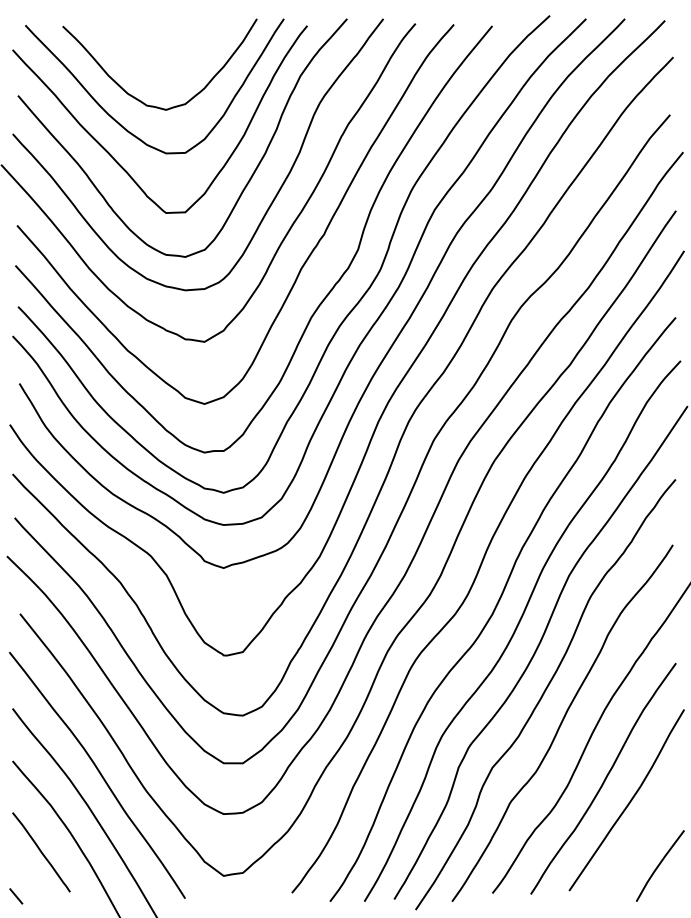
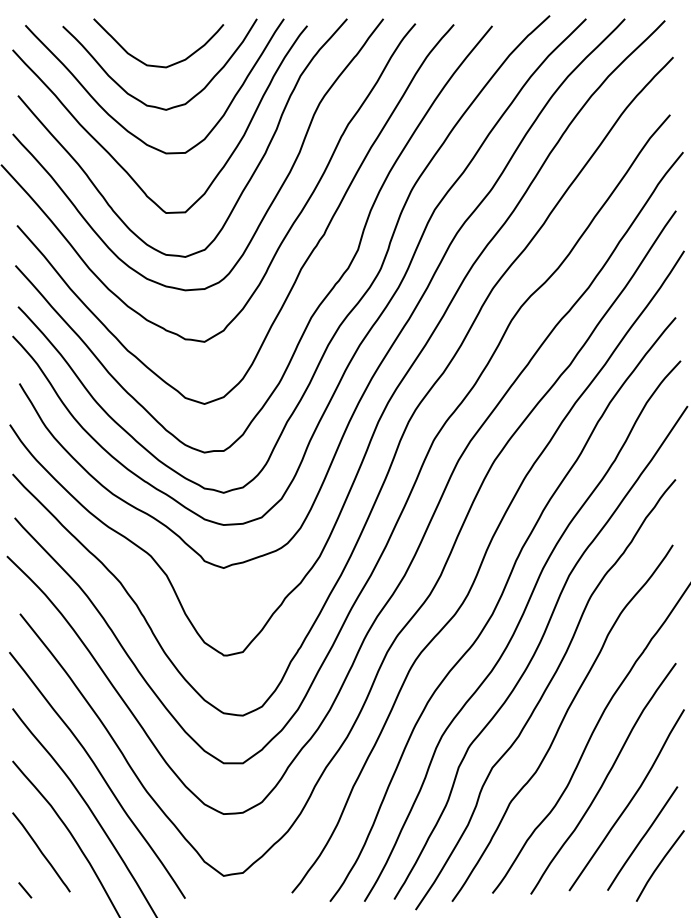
curve: none -> present (158, 65)
line: none -> present (642, 838)
line position: (16, 896) -> (25, 890) (25, 890)
